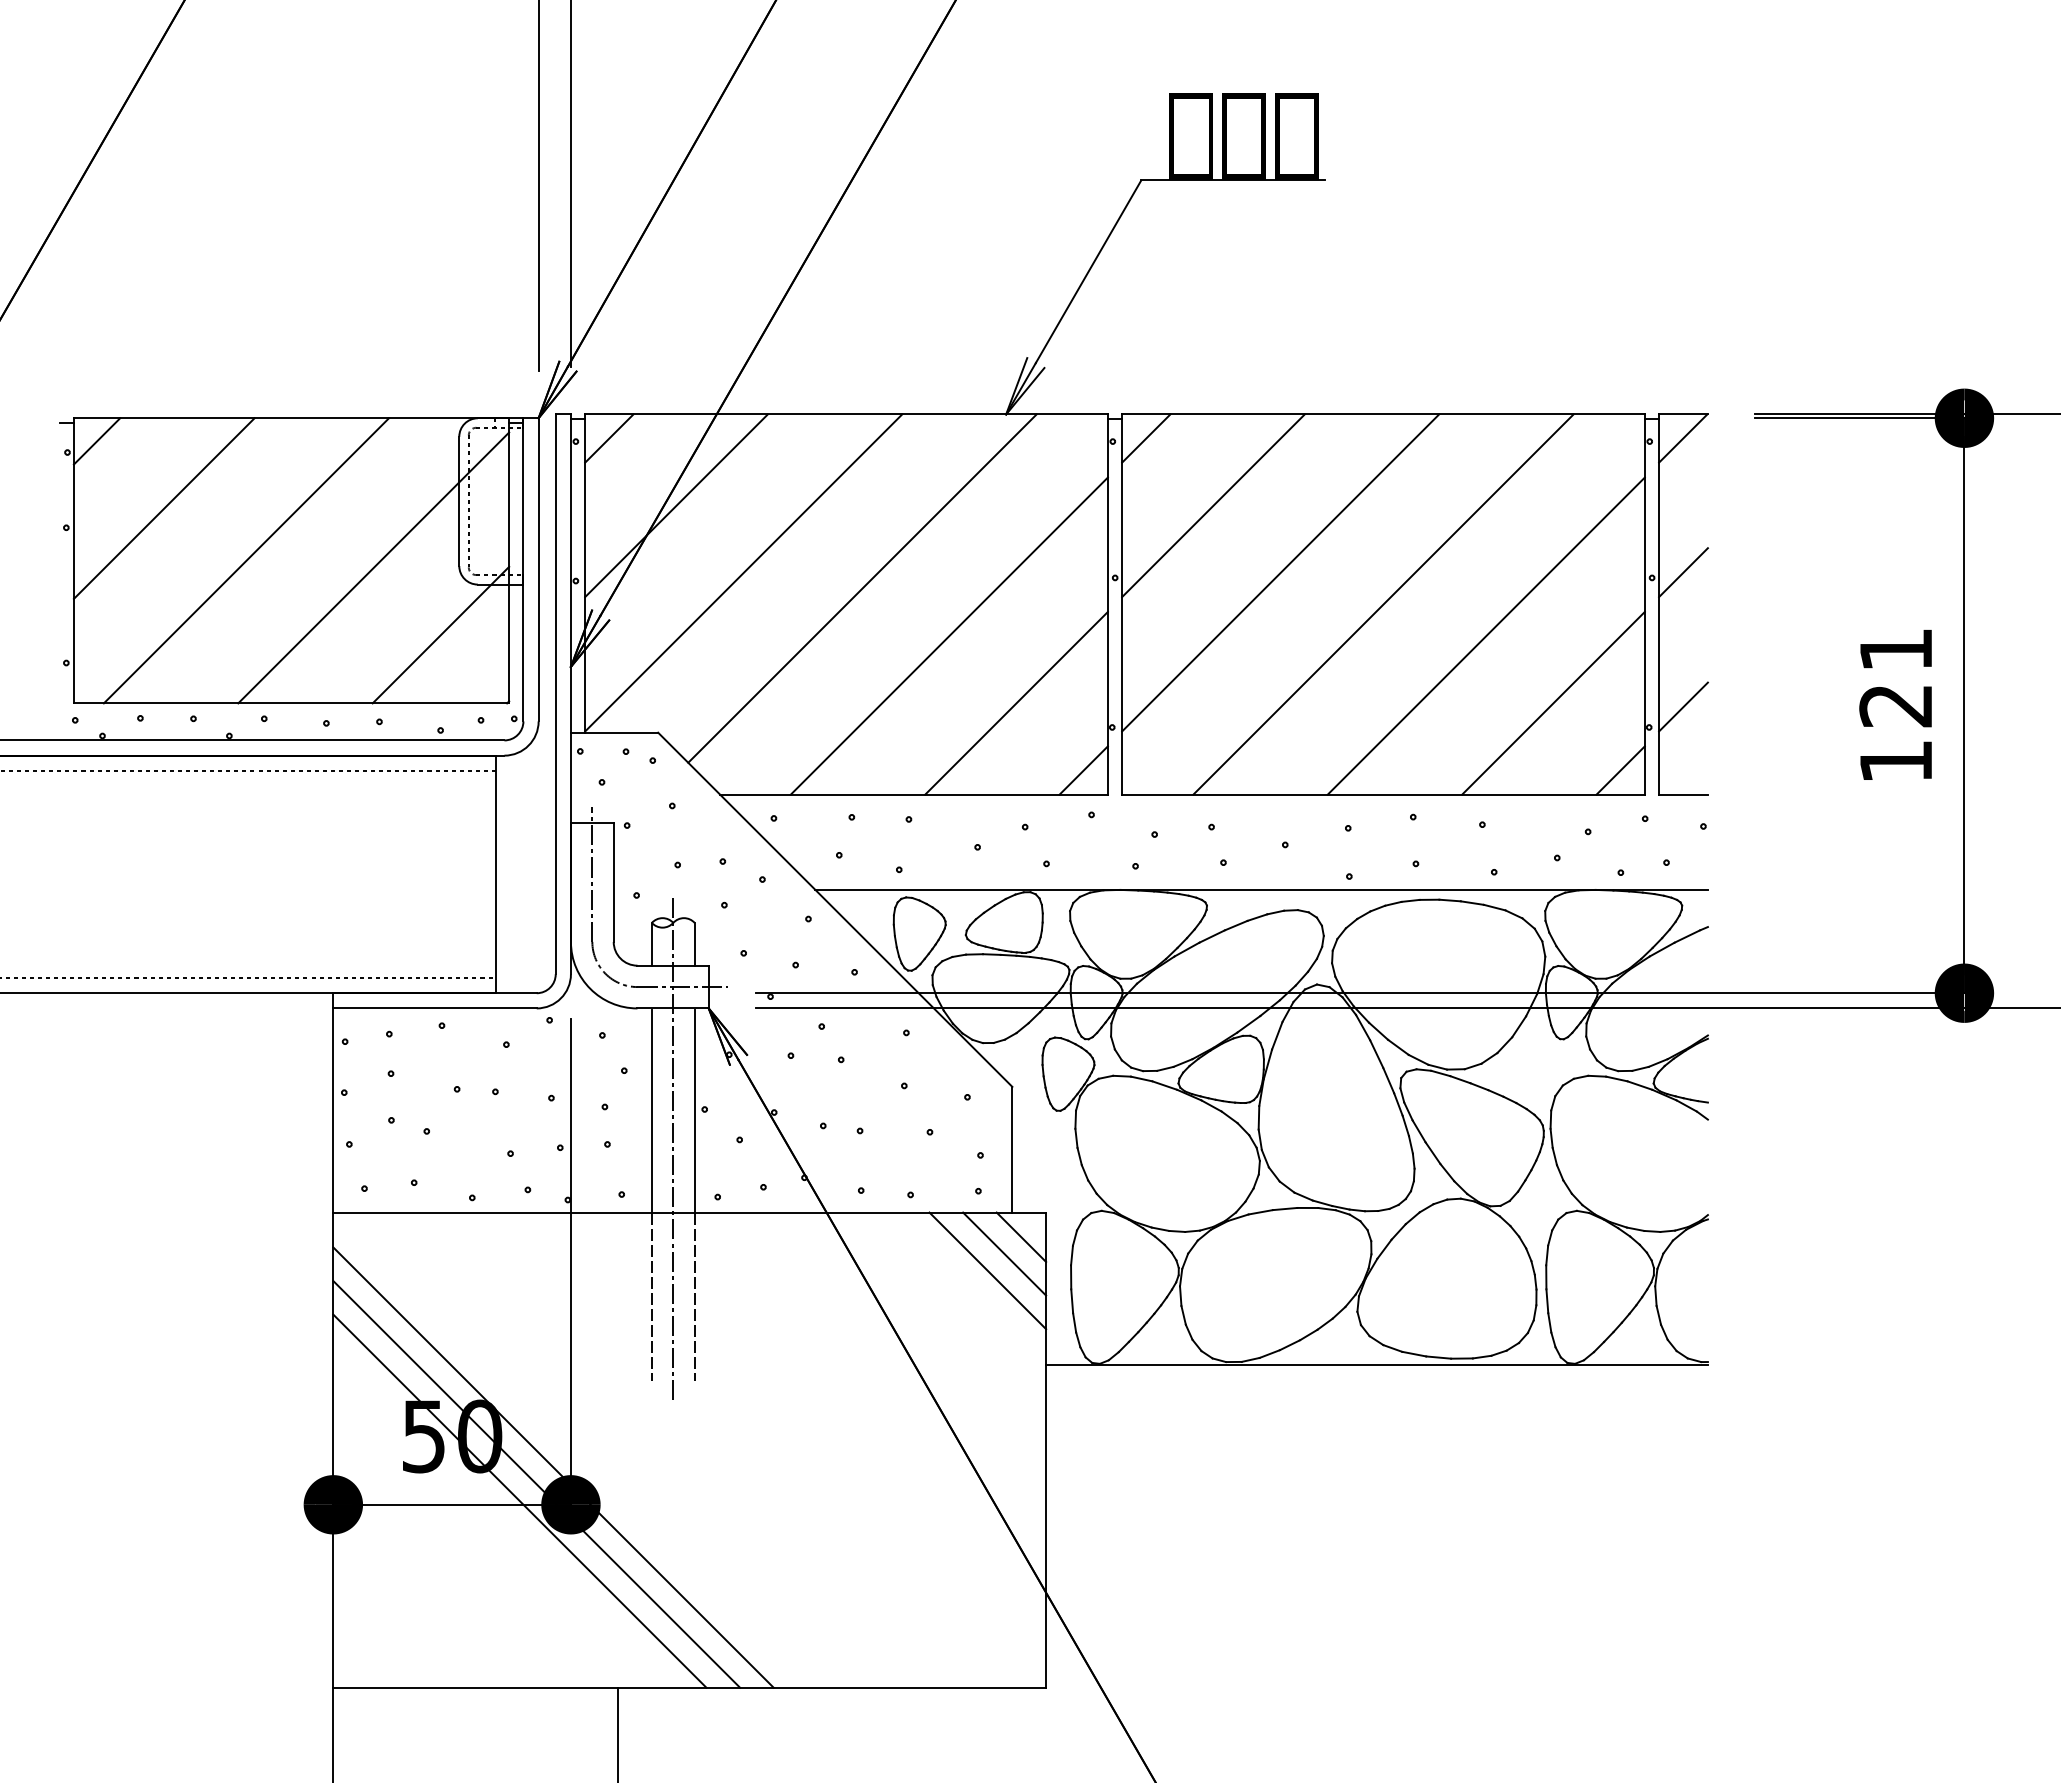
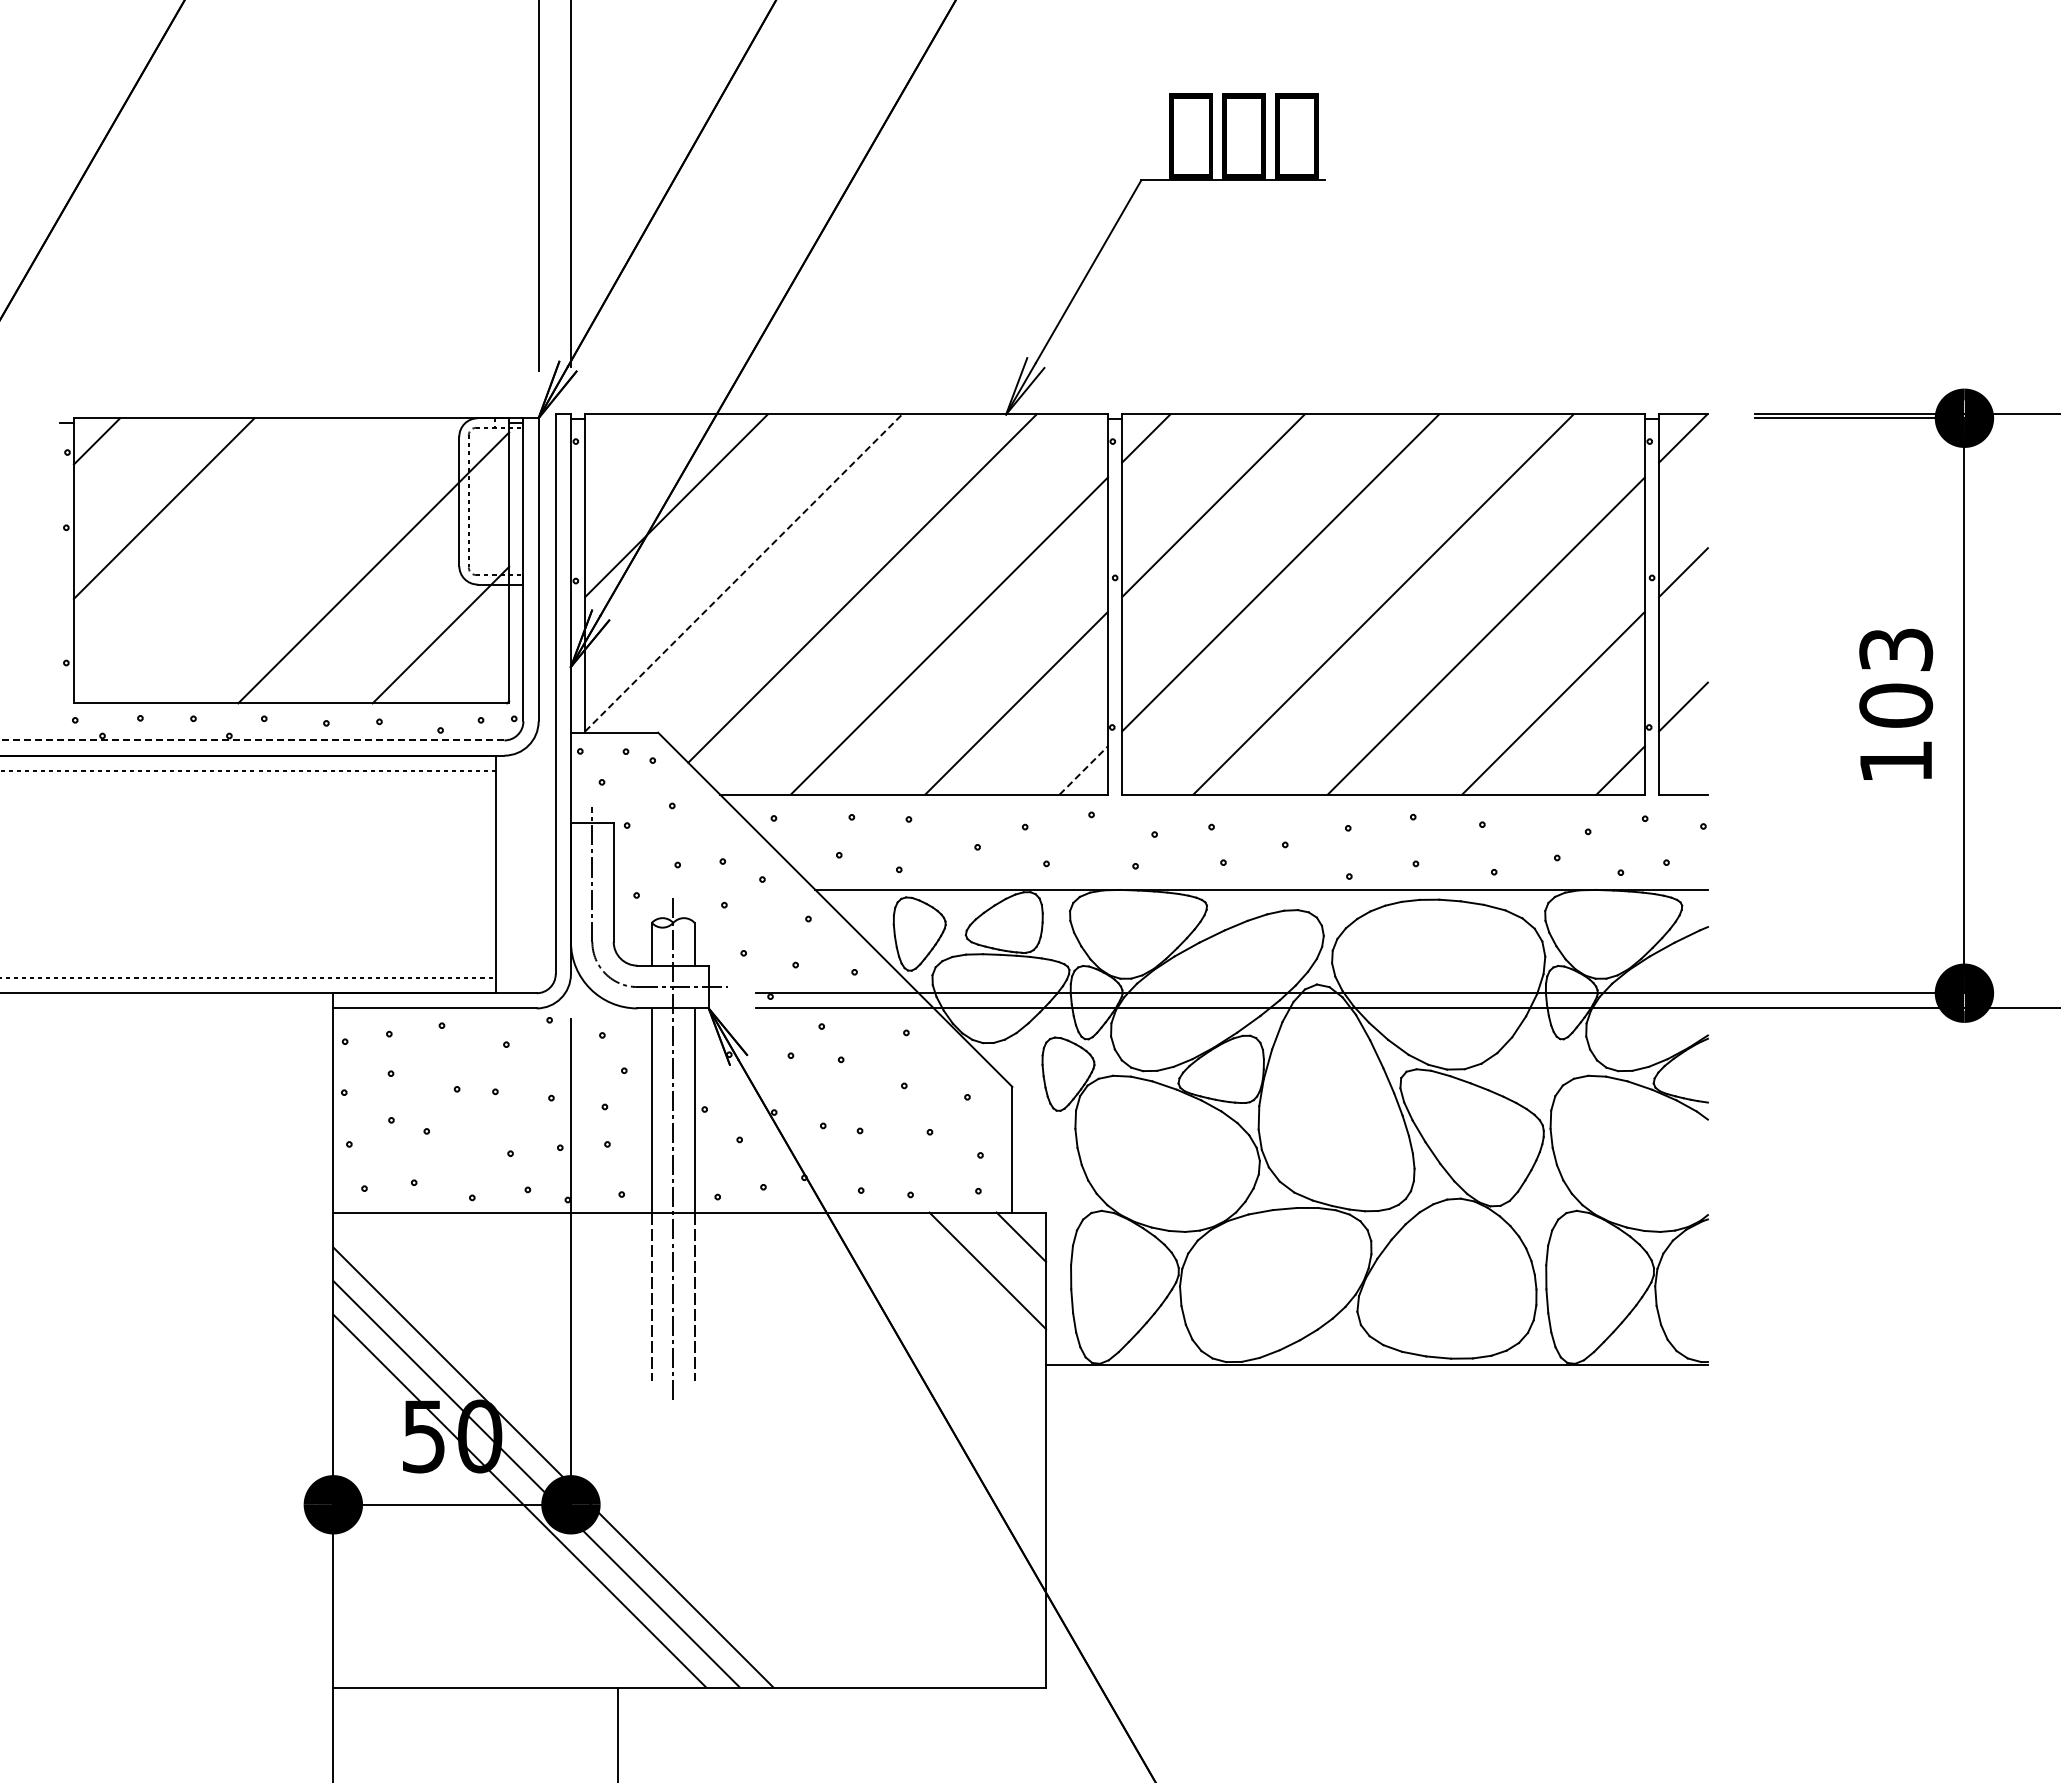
line: present -> none (609, 438)
line: present -> none (246, 560)
line: solid -> dashed (744, 572)
text: 121 -> 103 (1896, 677)
line: solid -> dashed (252, 740)
line: solid -> dashed (1084, 770)
line: present -> none (1004, 1253)
